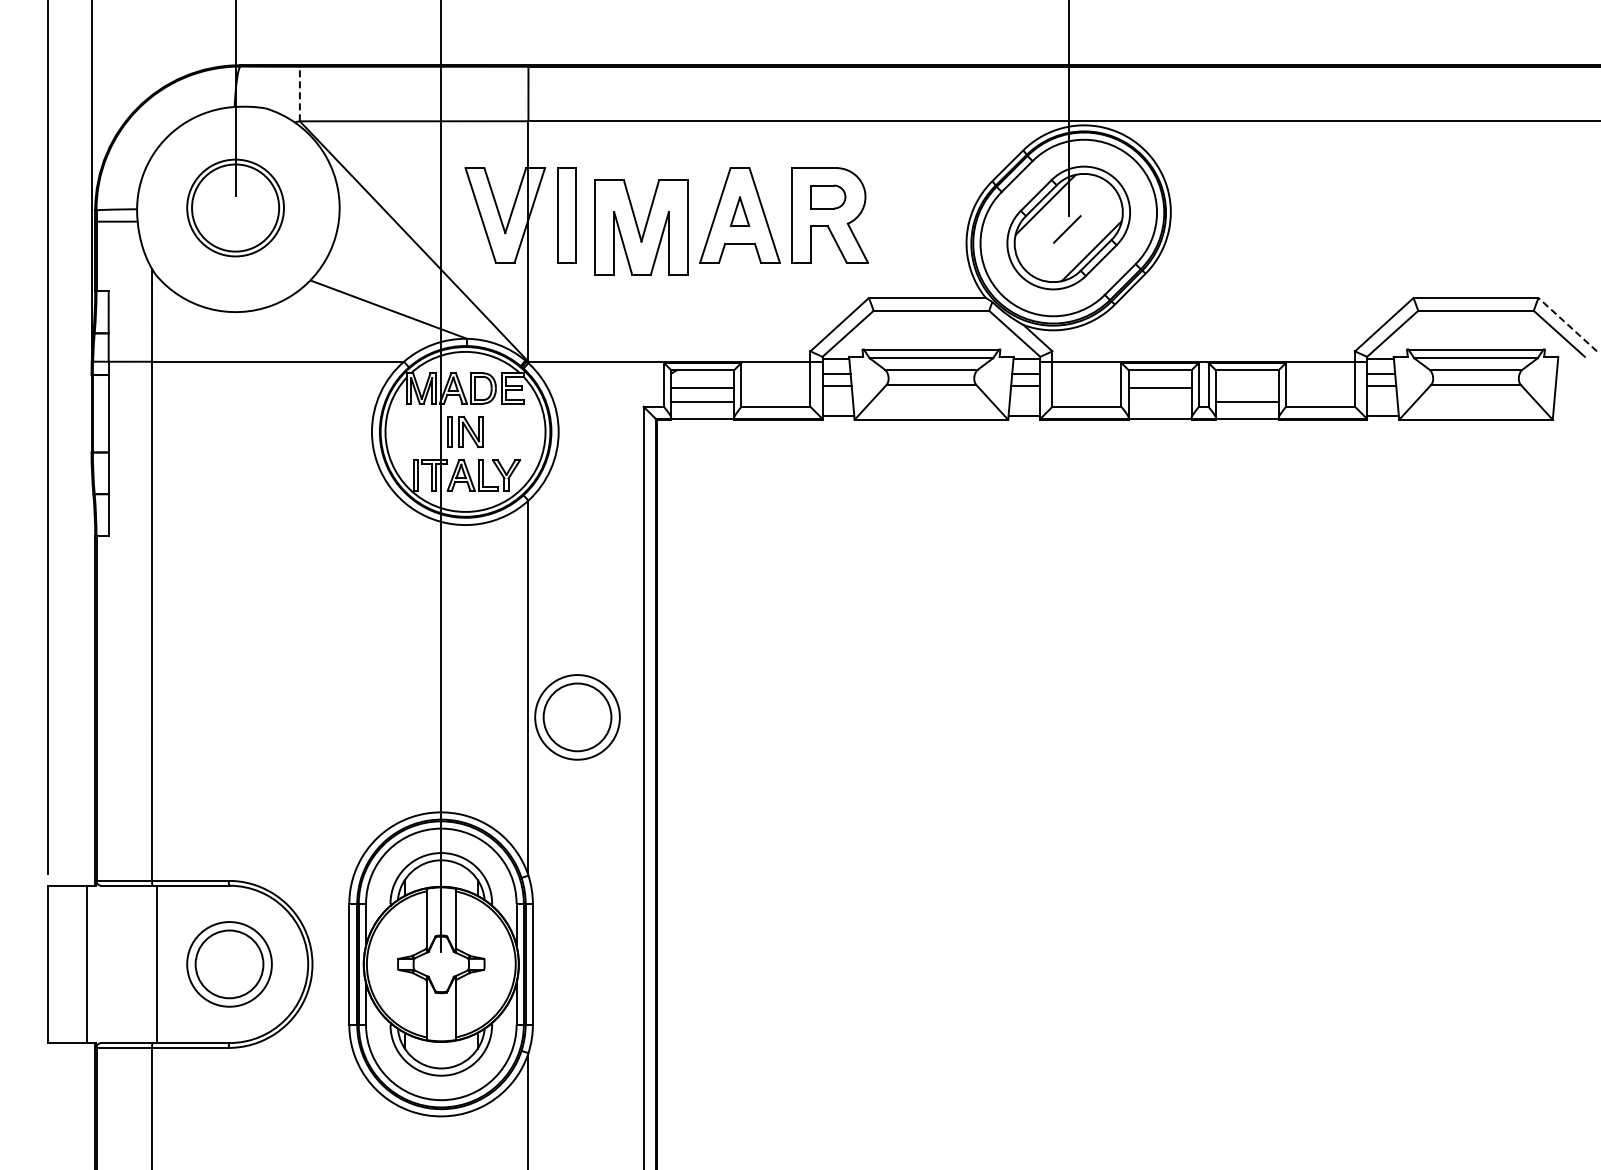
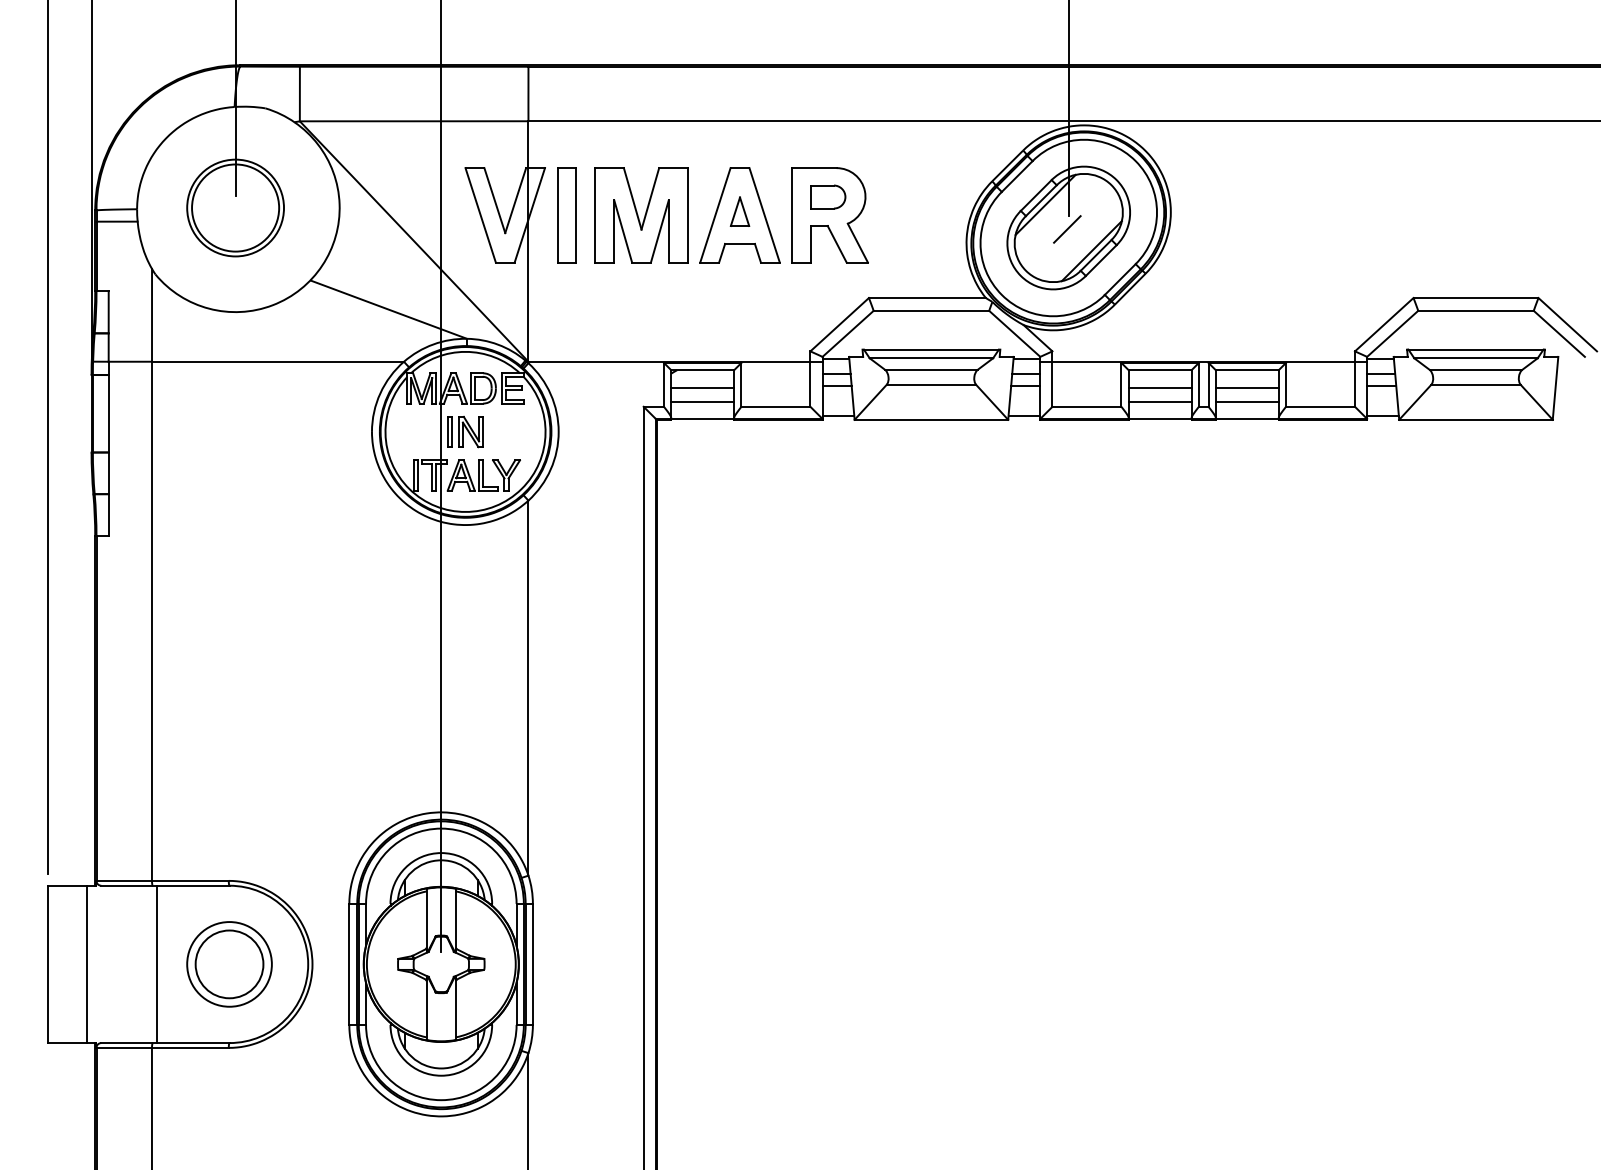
line: dashed -> solid (299, 93)
part position: (641, 227) -> (641, 215) (641, 215)
line: dashed -> solid (1567, 324)
line: none -> present (1246, 388)
line: none -> present (1159, 402)
part: present -> none (577, 717)
